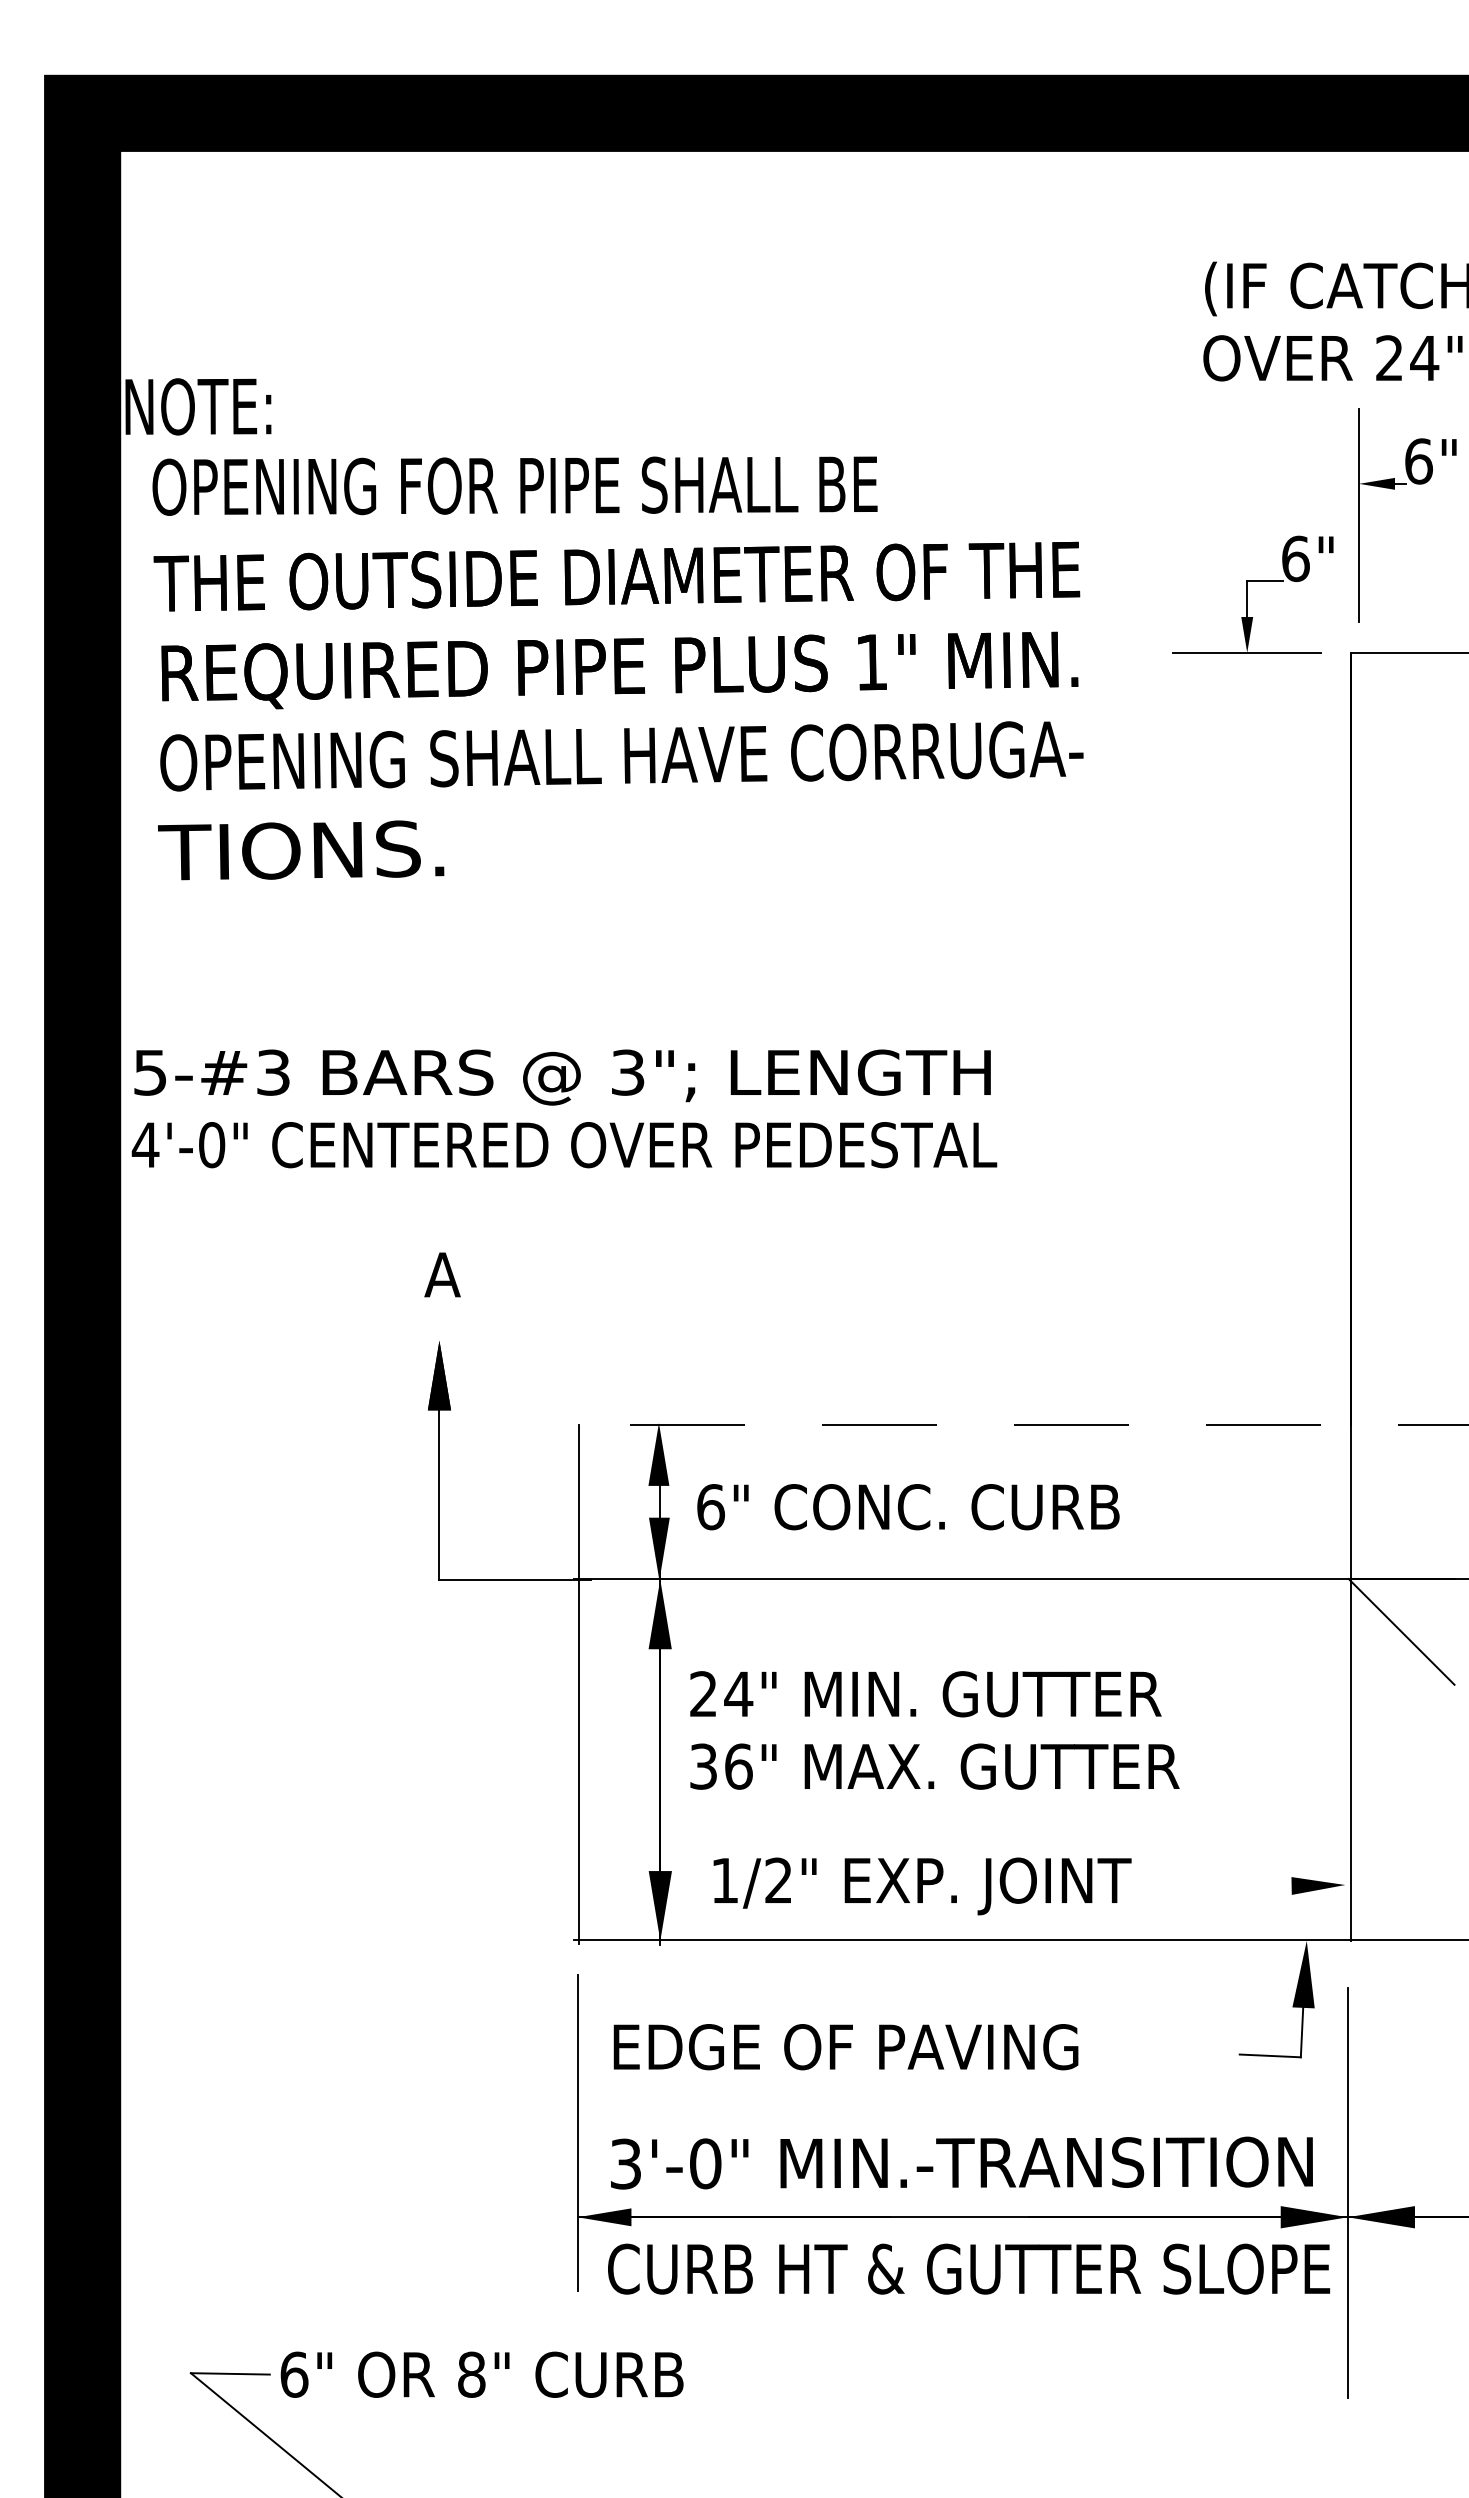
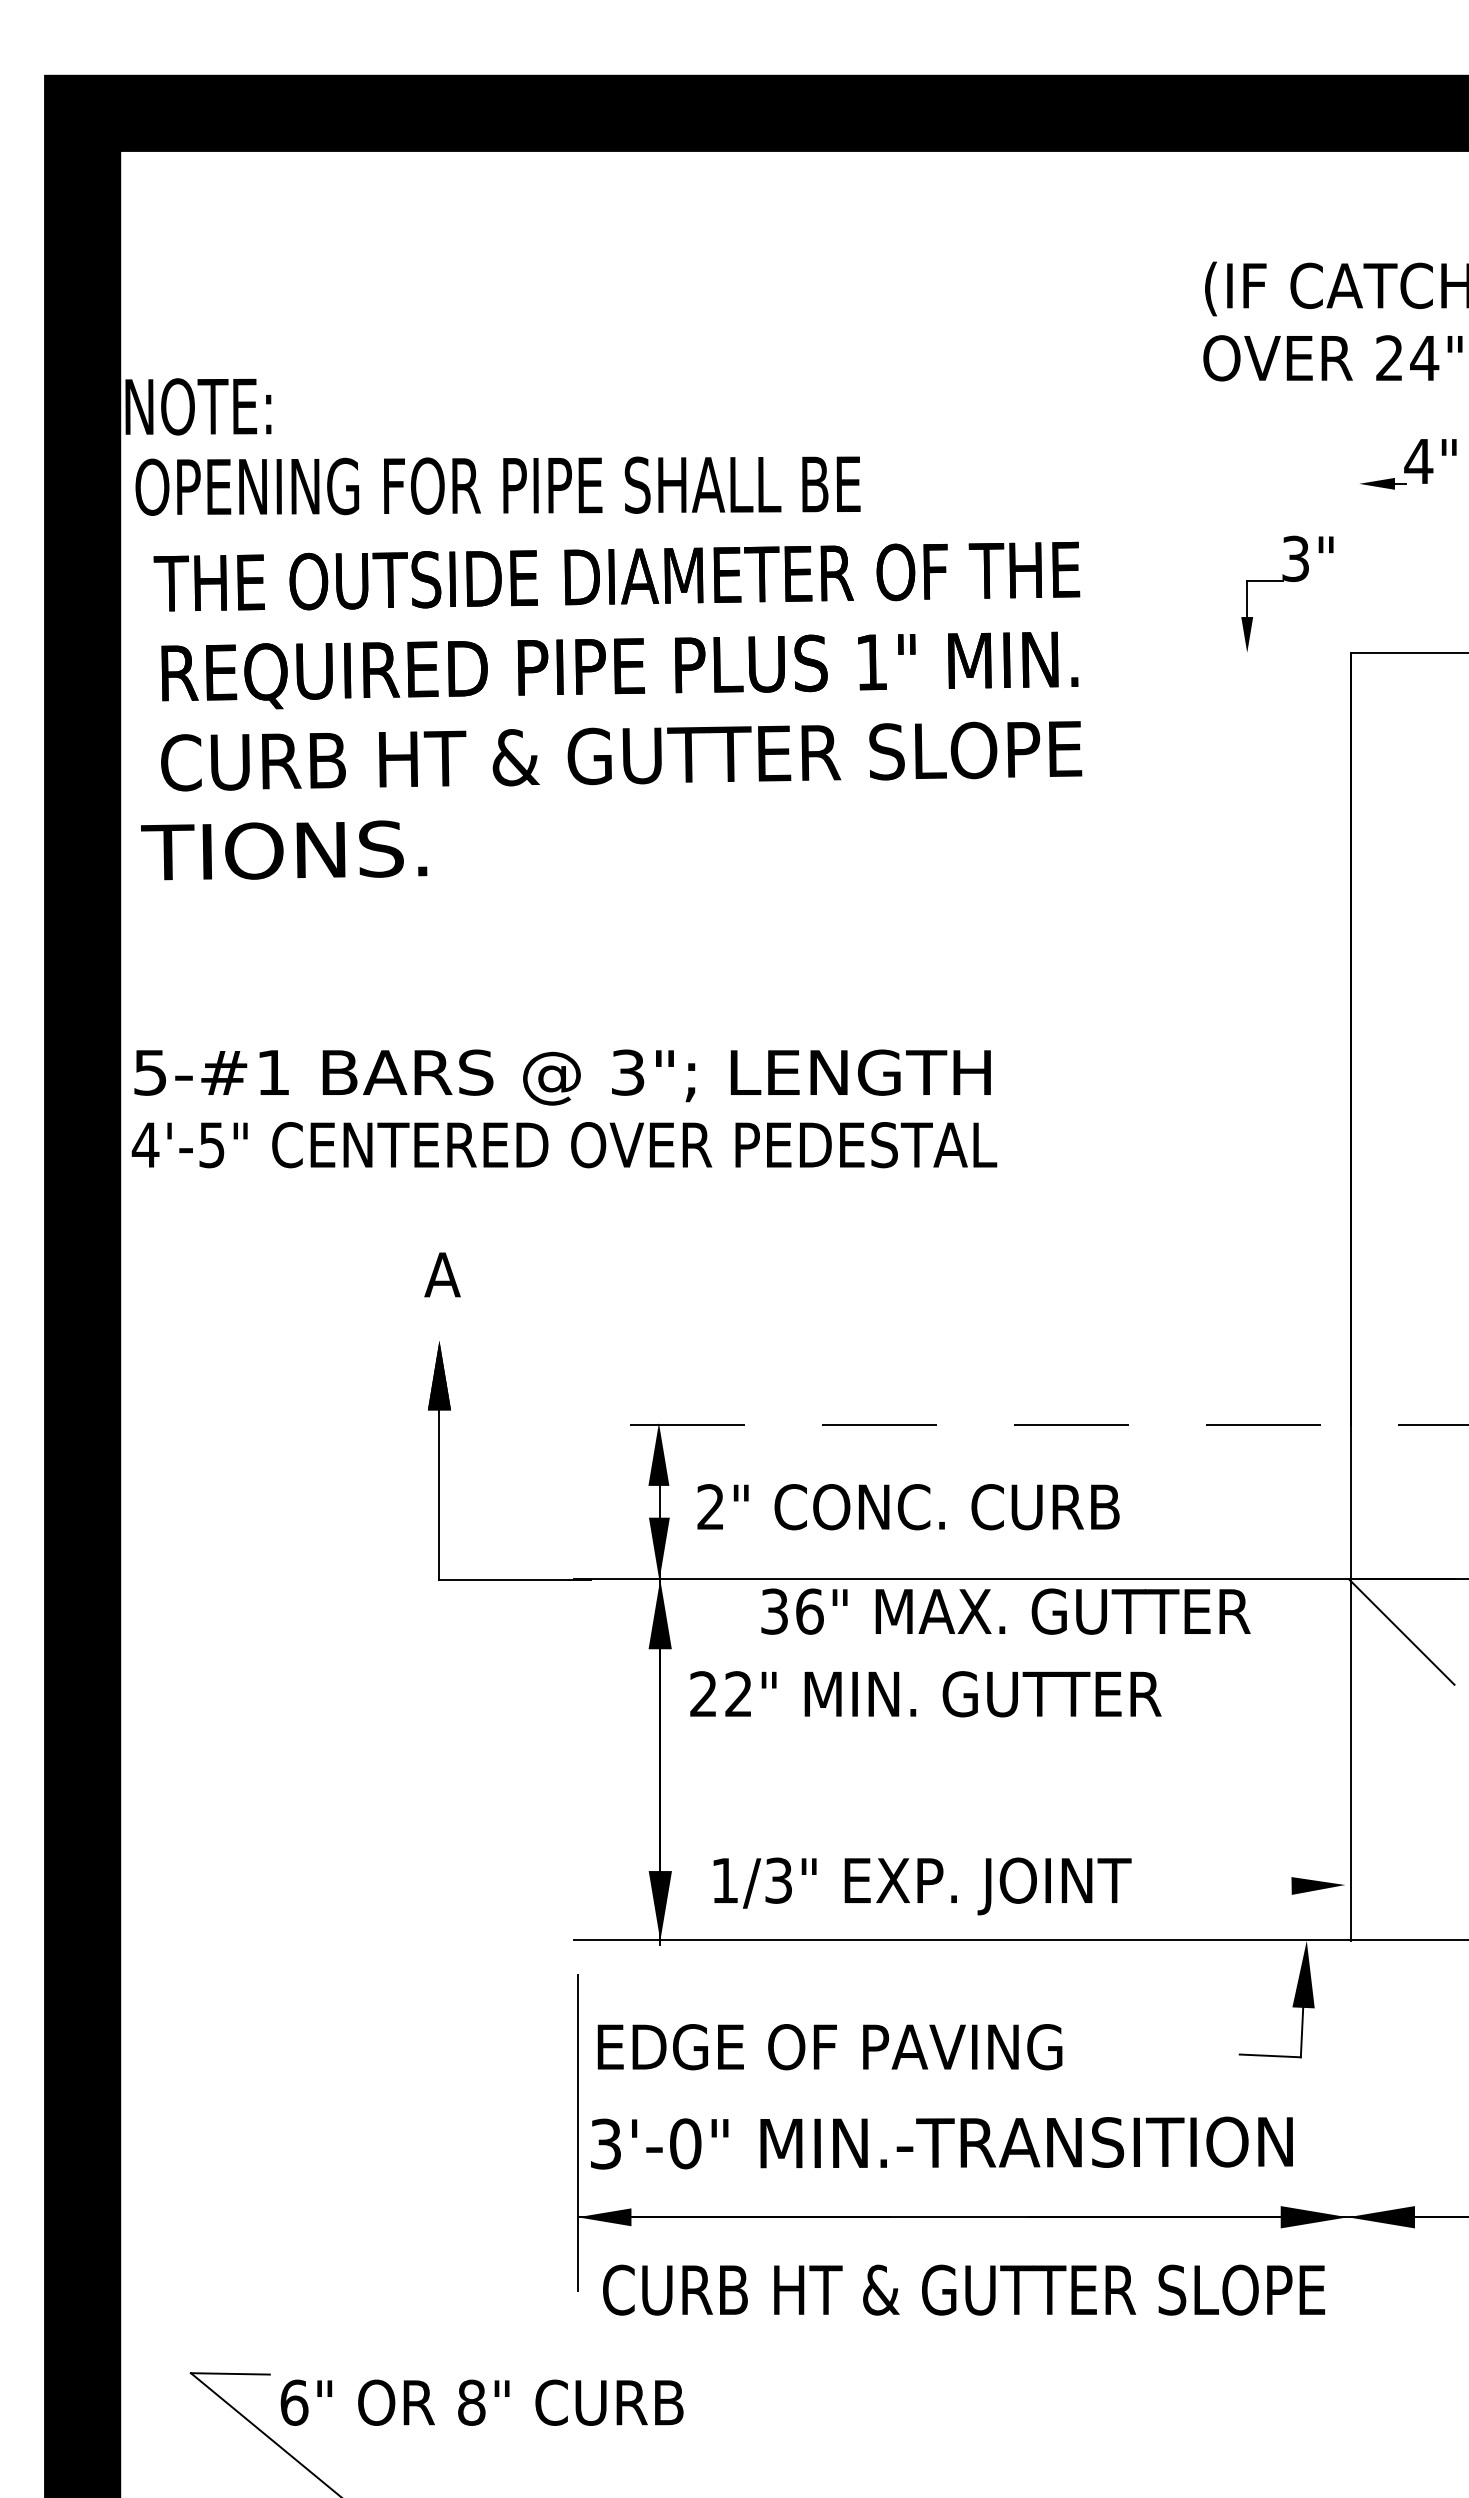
text: 6" -> 4" (1418, 461)
text position: (514, 485) -> (497, 485) (497, 485)
line: present -> none (1359, 515)
text: 6" -> 3" (1295, 558)
line: present -> none (1246, 652)
text: OPENING SHALL HAVE CORRUGA- -> CURB HT & GUTTER SLOPE (621, 756)
text position: (301, 850) -> (284, 850) (284, 850)
text: 5-#3 -> 5-#1 (273, 1072)
text: 4'-0" -> 4'-5" (212, 1145)
text: 6" -> 2" (710, 1507)
line: present -> none (578, 1684)
text: 24" -> 22" (738, 1693)
text position: (934, 1766) -> (1005, 1611) (1005, 1611)
text: 1/2" -> 1/3" (778, 1880)
text position: (845, 2047) -> (829, 2047) (829, 2047)
text position: (961, 2162) -> (941, 2142) (941, 2142)
line: present -> none (1347, 2192)
text position: (968, 2268) -> (963, 2289) (963, 2289)
text position: (481, 2374) -> (481, 2402) (481, 2402)
